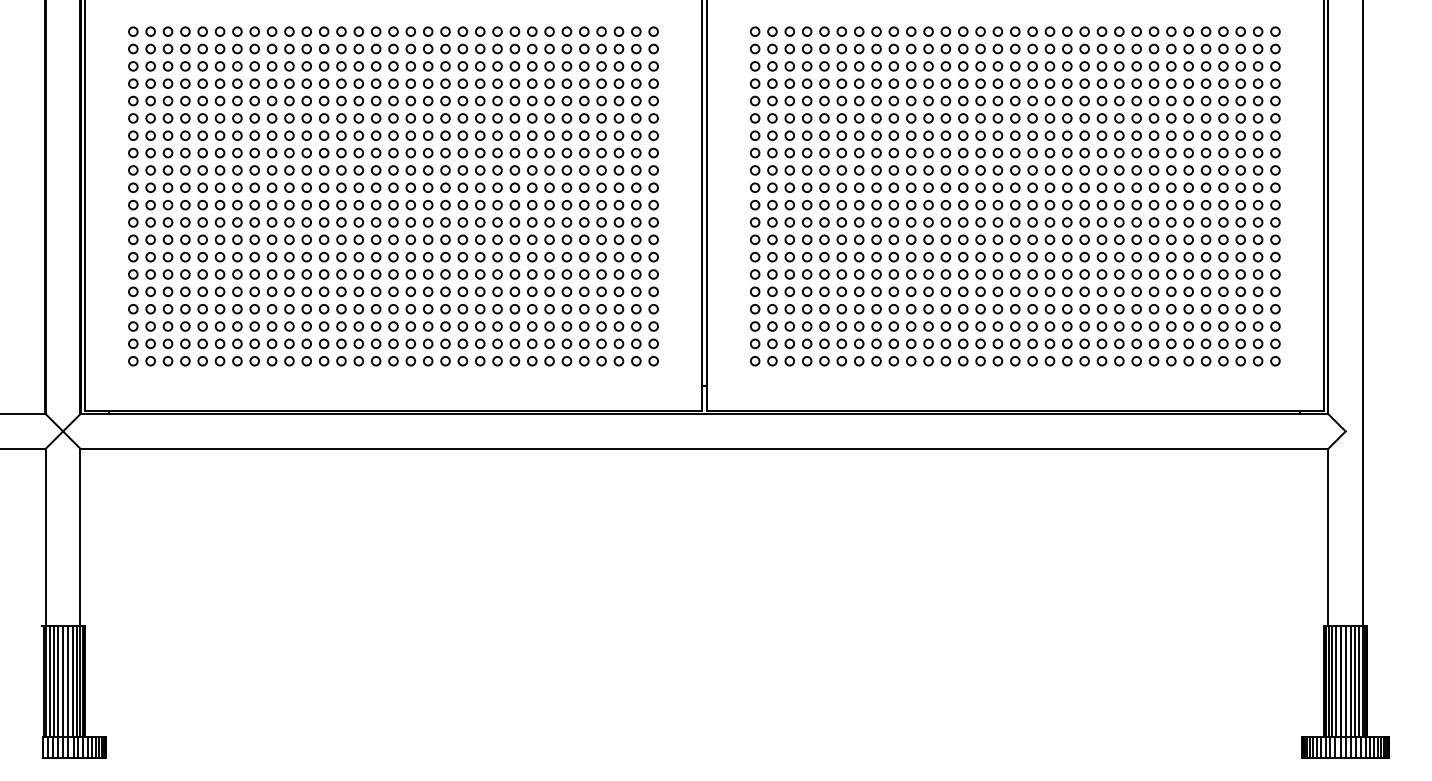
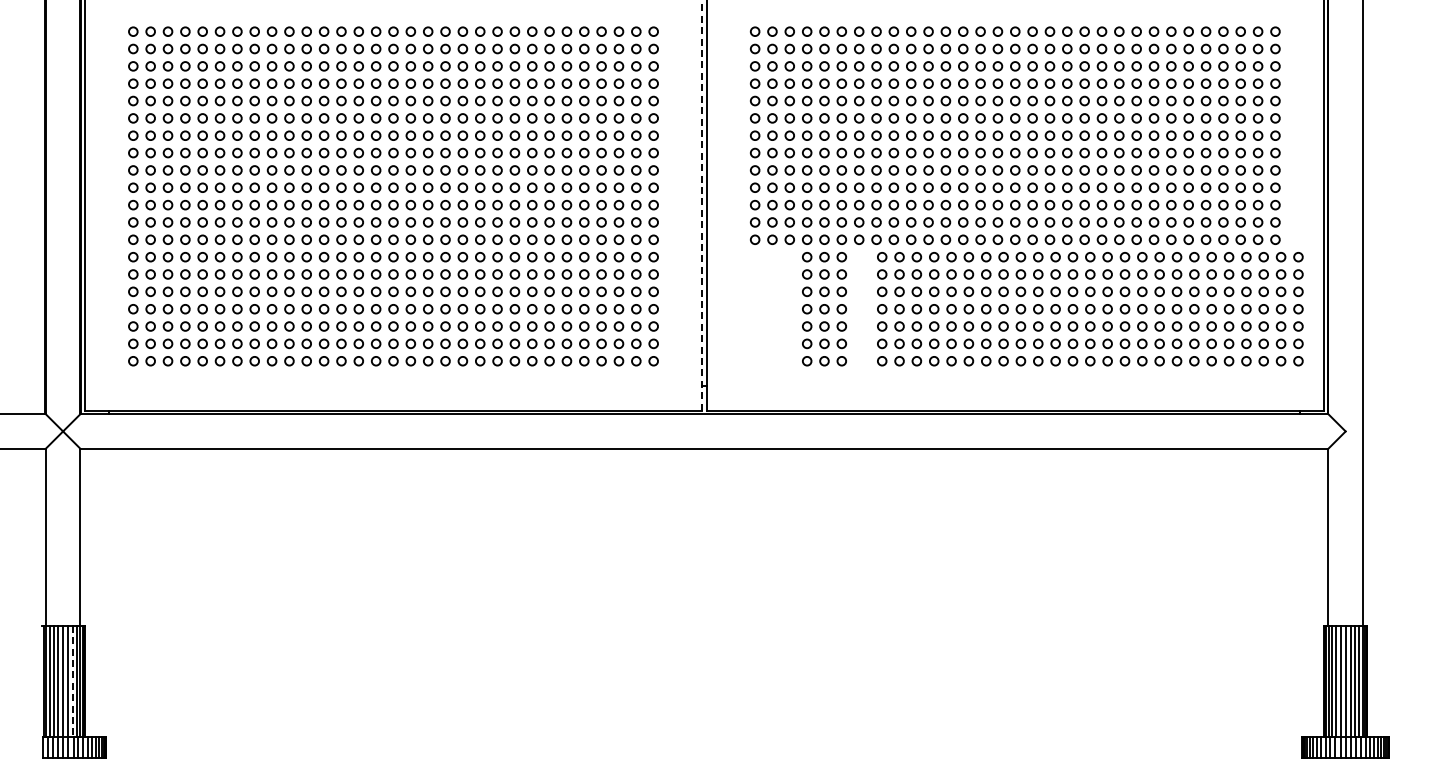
line: solid -> dashed (702, 205)
part: present -> none (771, 309)
part position: (1067, 309) -> (1090, 309) (1090, 309)
line: solid -> dashed (72, 681)
